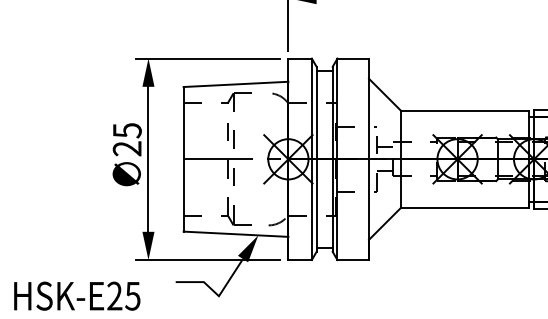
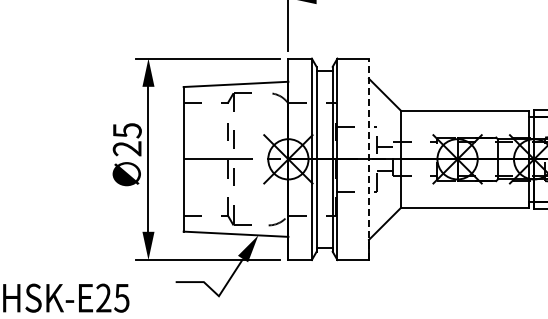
line: solid -> dashed (368, 159)
text position: (77, 295) -> (66, 297) (66, 297)
